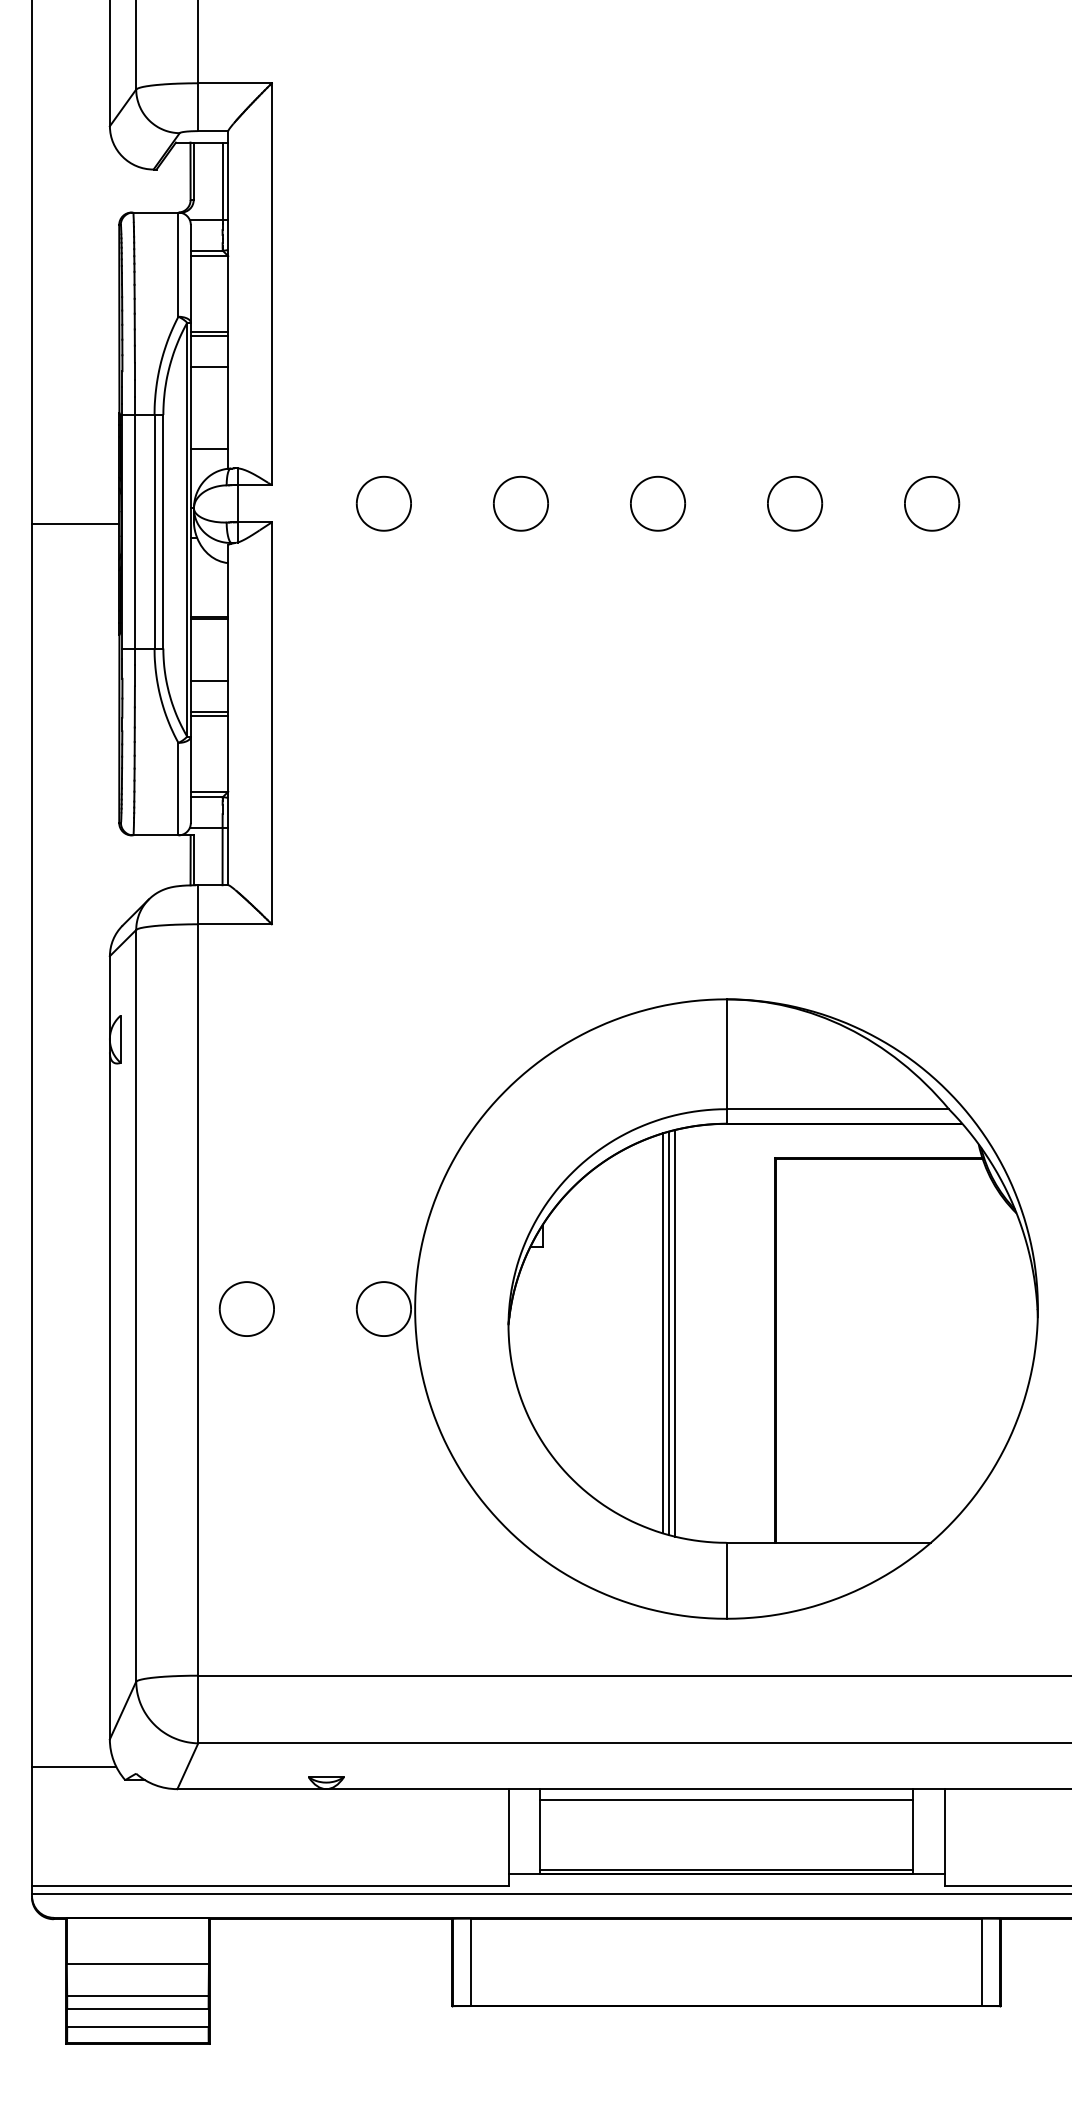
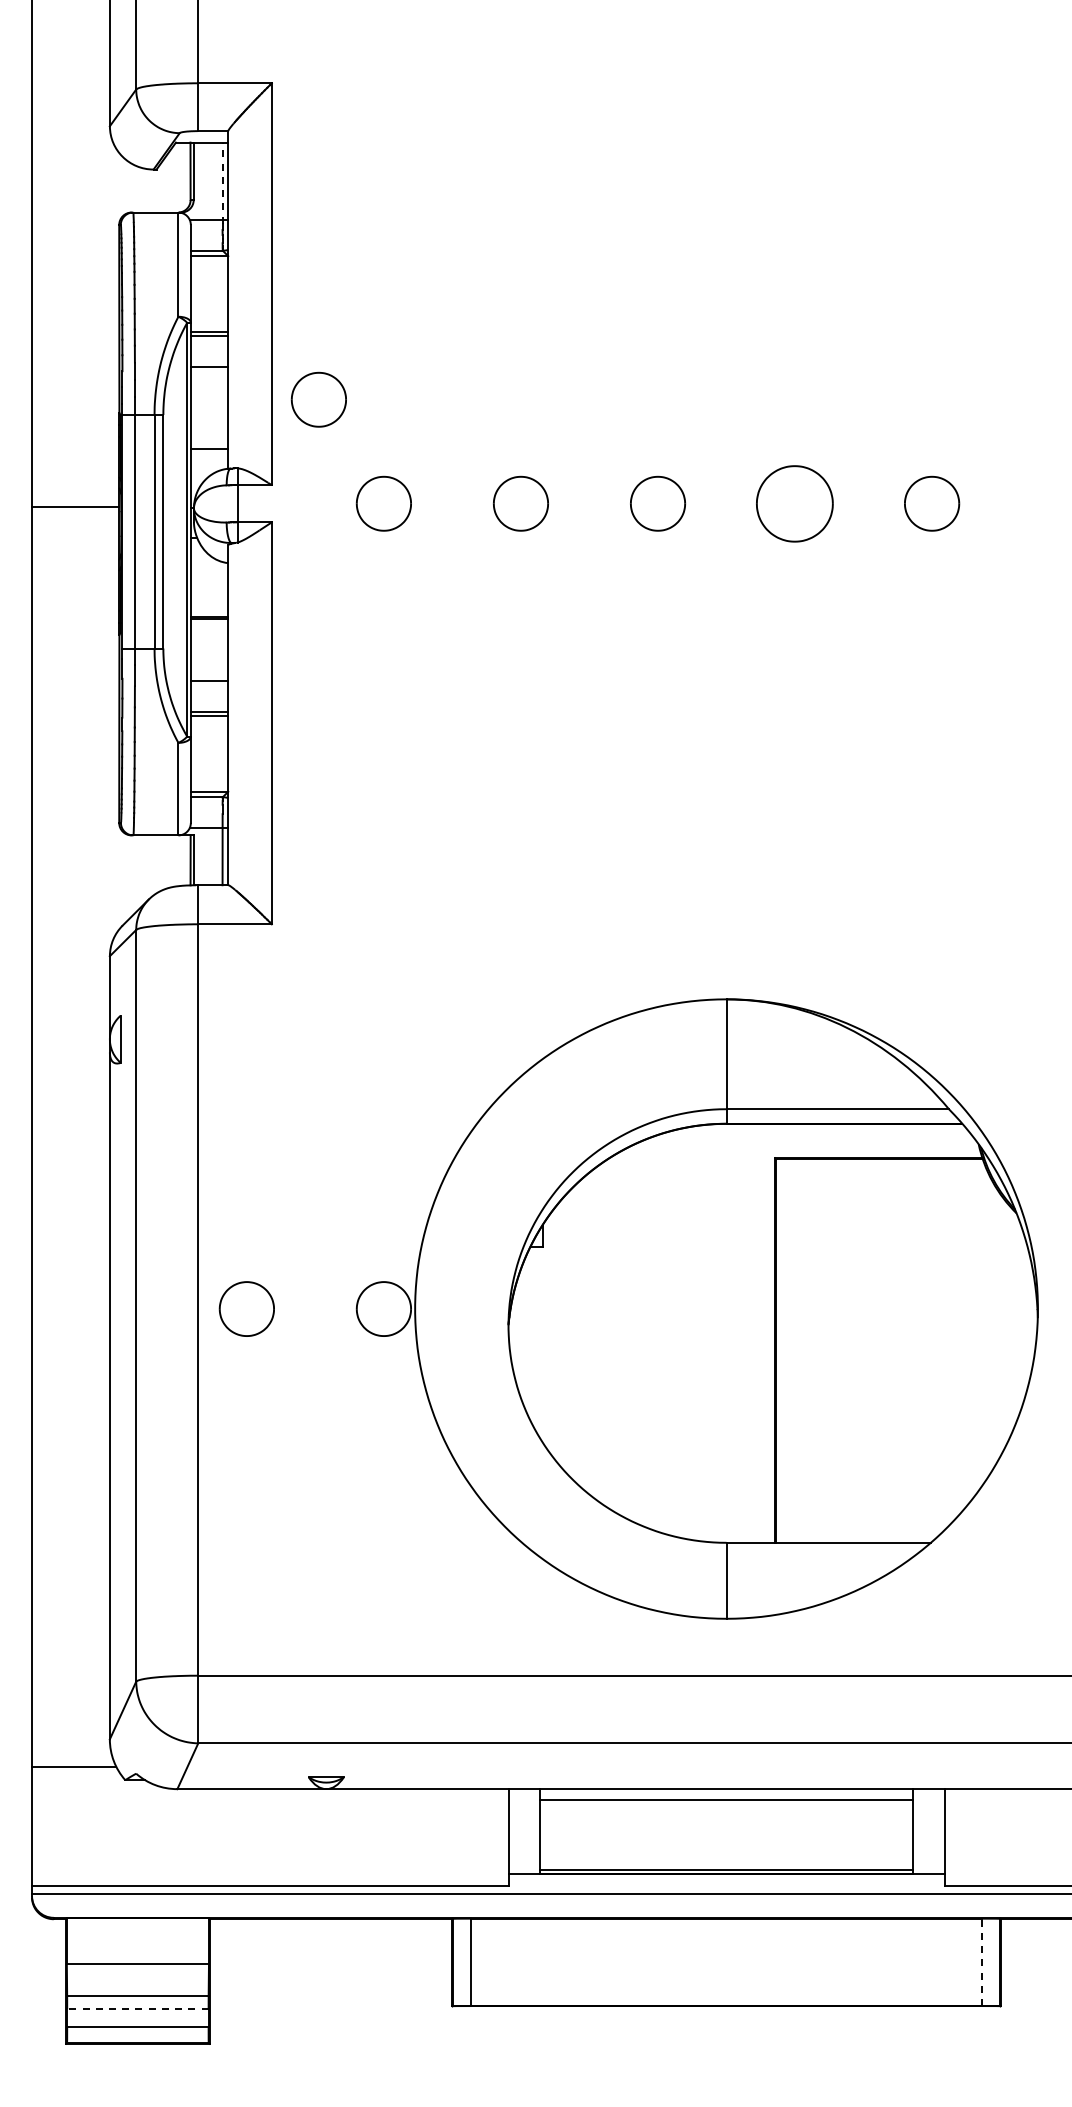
line: solid -> dashed (222, 182)
part: none -> present (318, 399)
part size: 57x57 px -> 78x78 px (794, 503)
line position: (75, 523) -> (75, 506) (75, 506)
line: present -> none (675, 1332)
line: present -> none (663, 1333)
line: present -> none (669, 1333)
line: solid -> dashed (981, 1962)
line: solid -> dashed (137, 2009)
